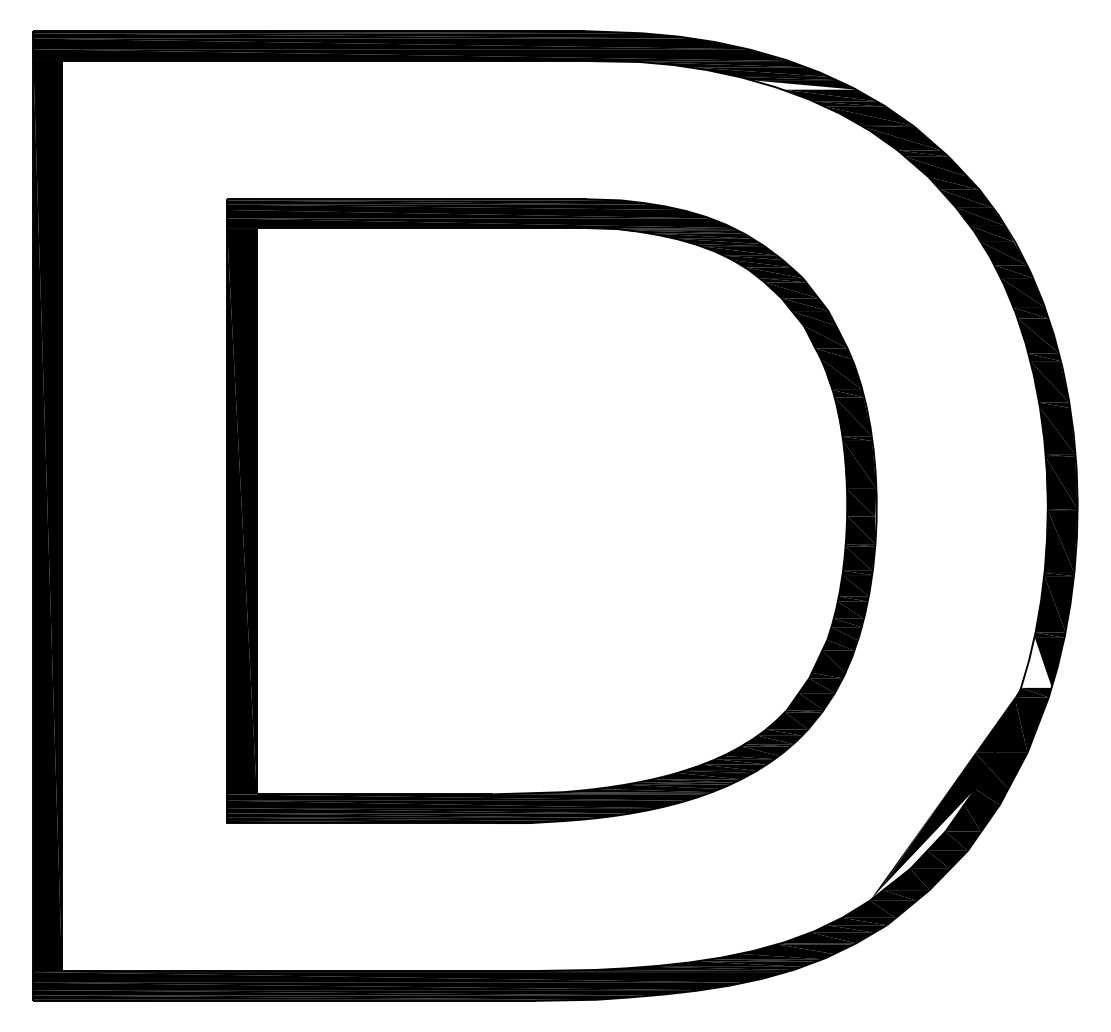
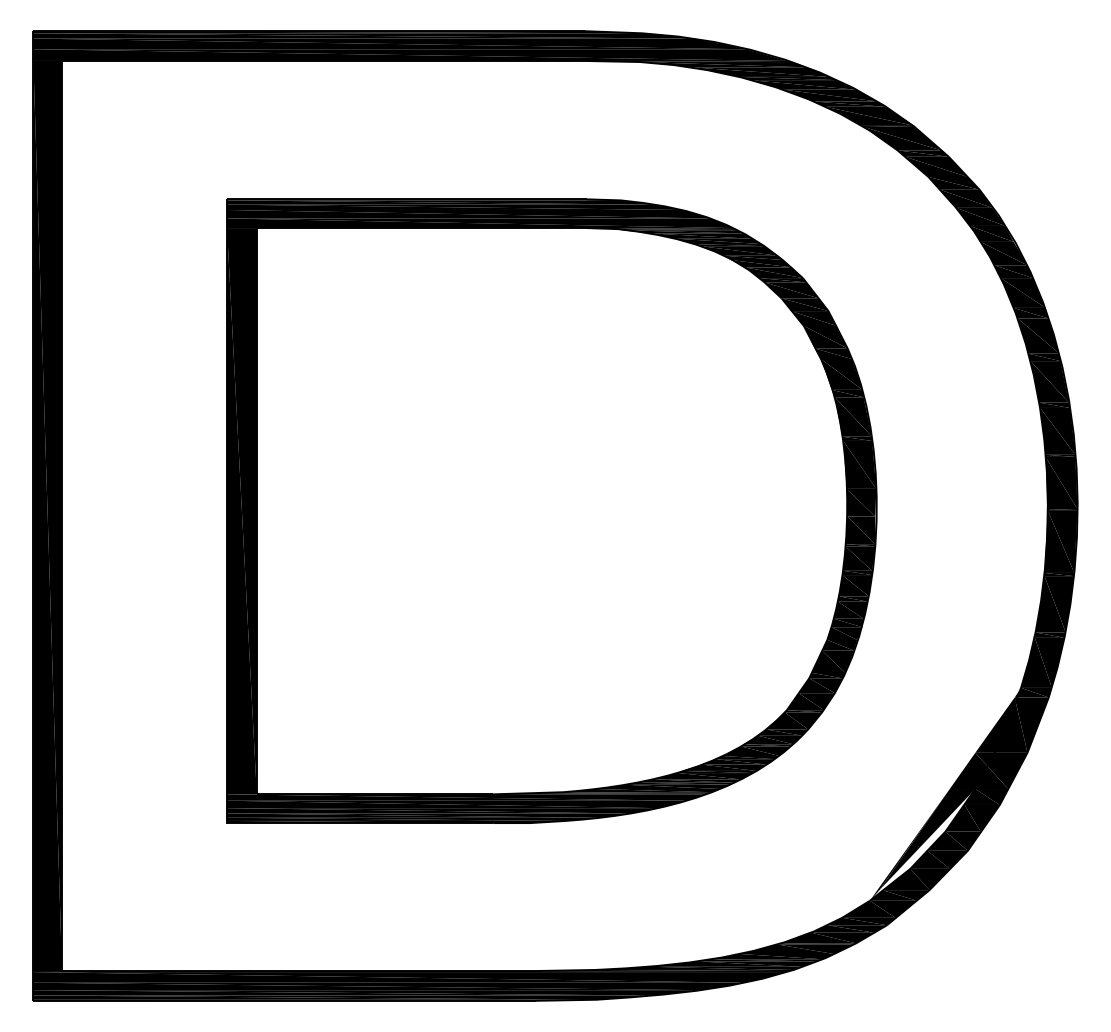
fill: none -> present (802, 84)
fill: none -> present (1036, 662)
